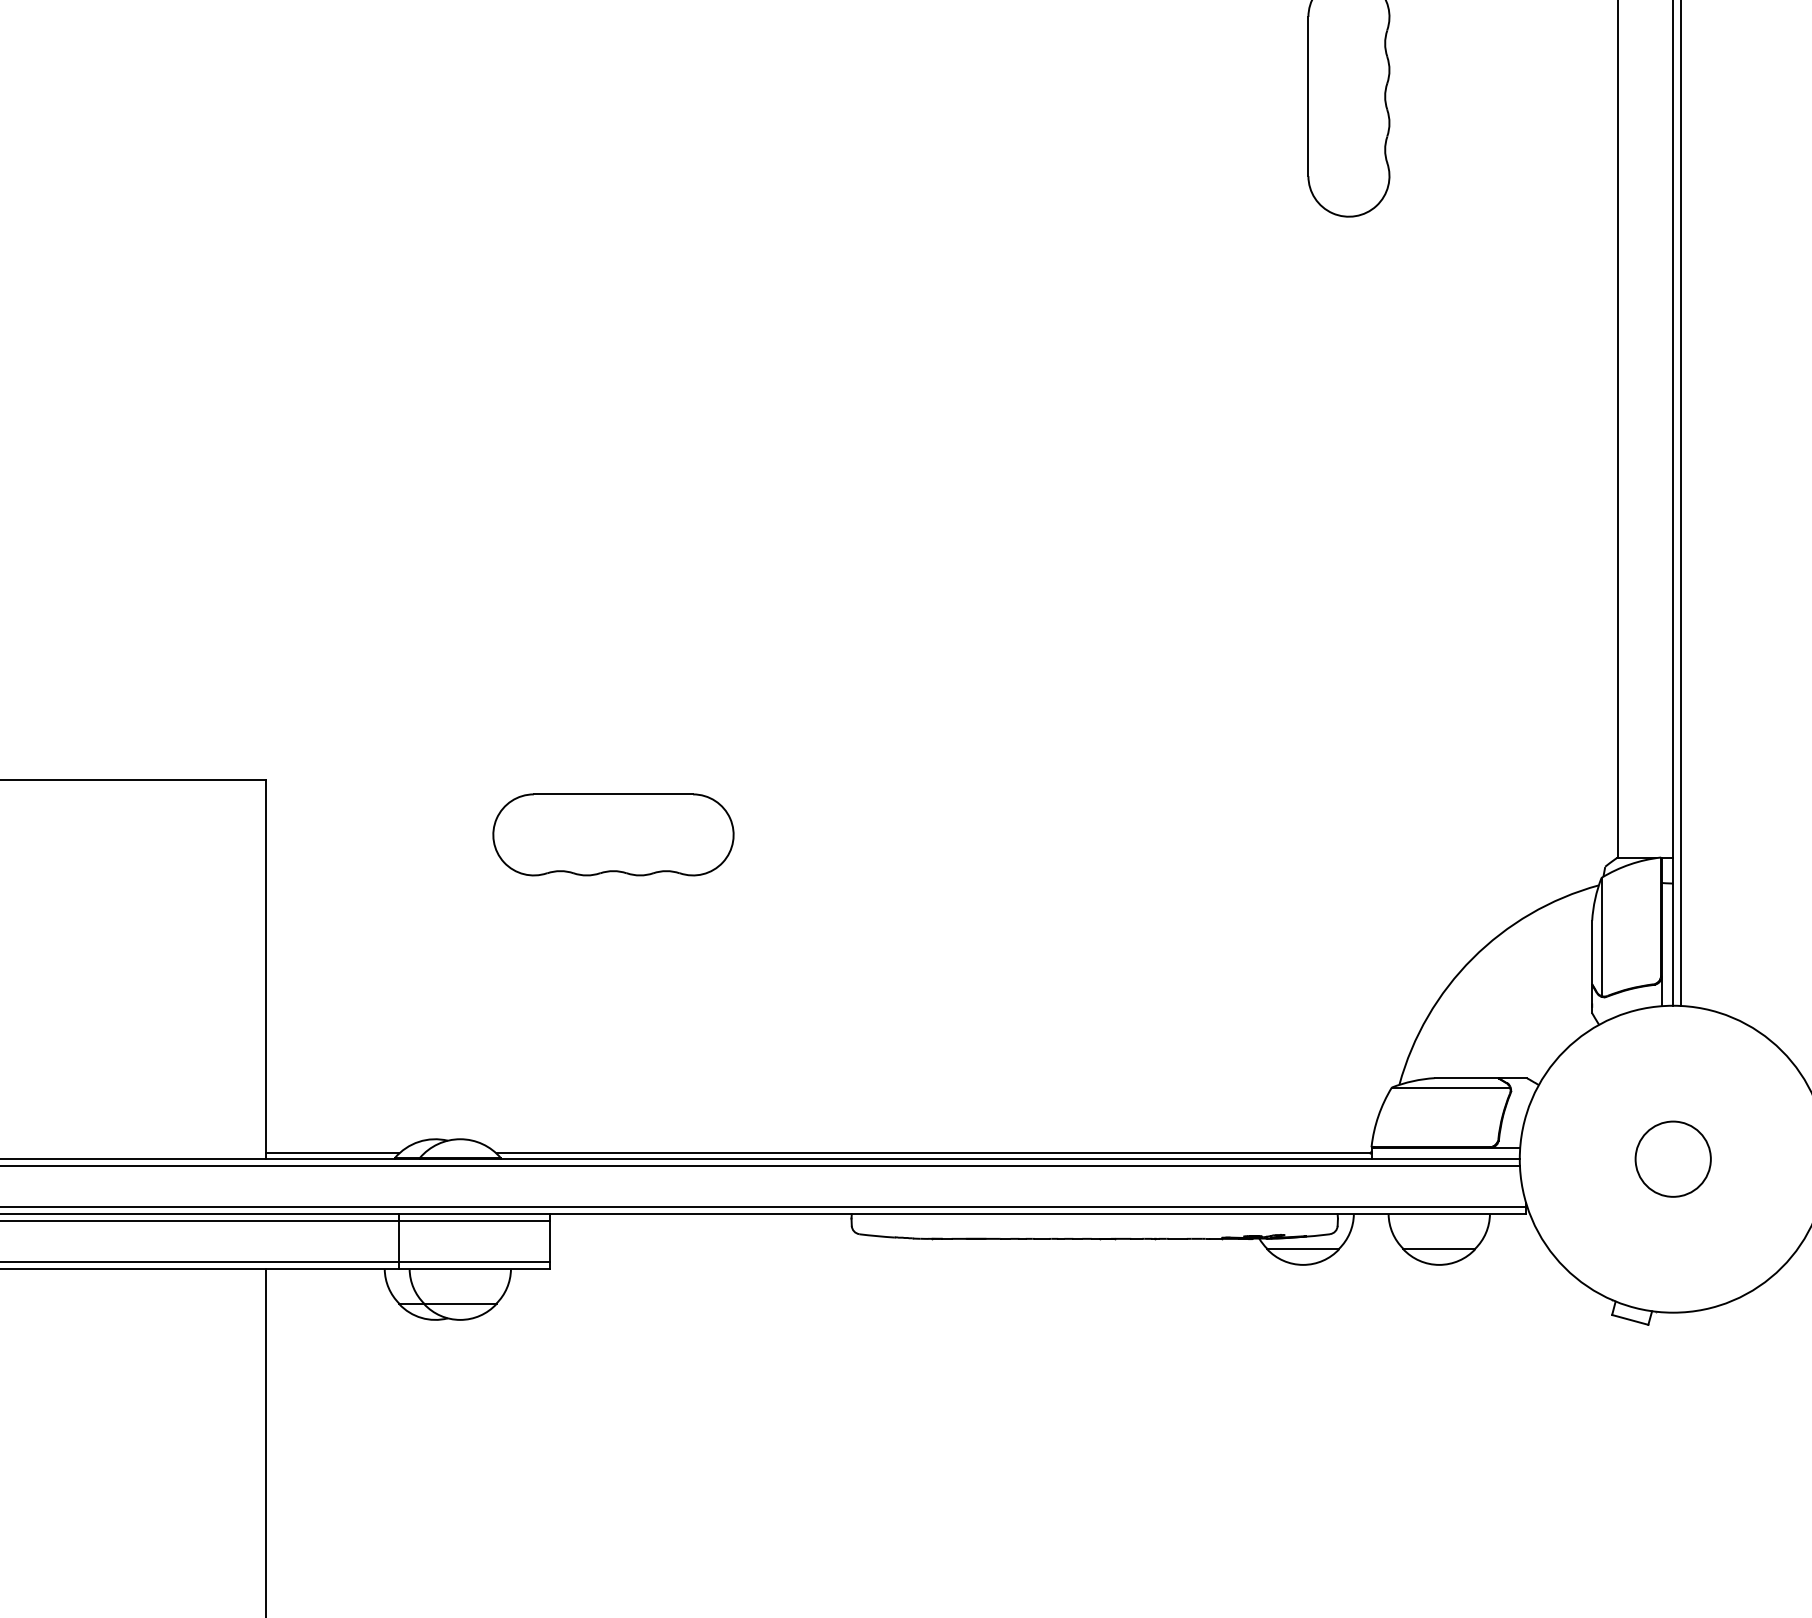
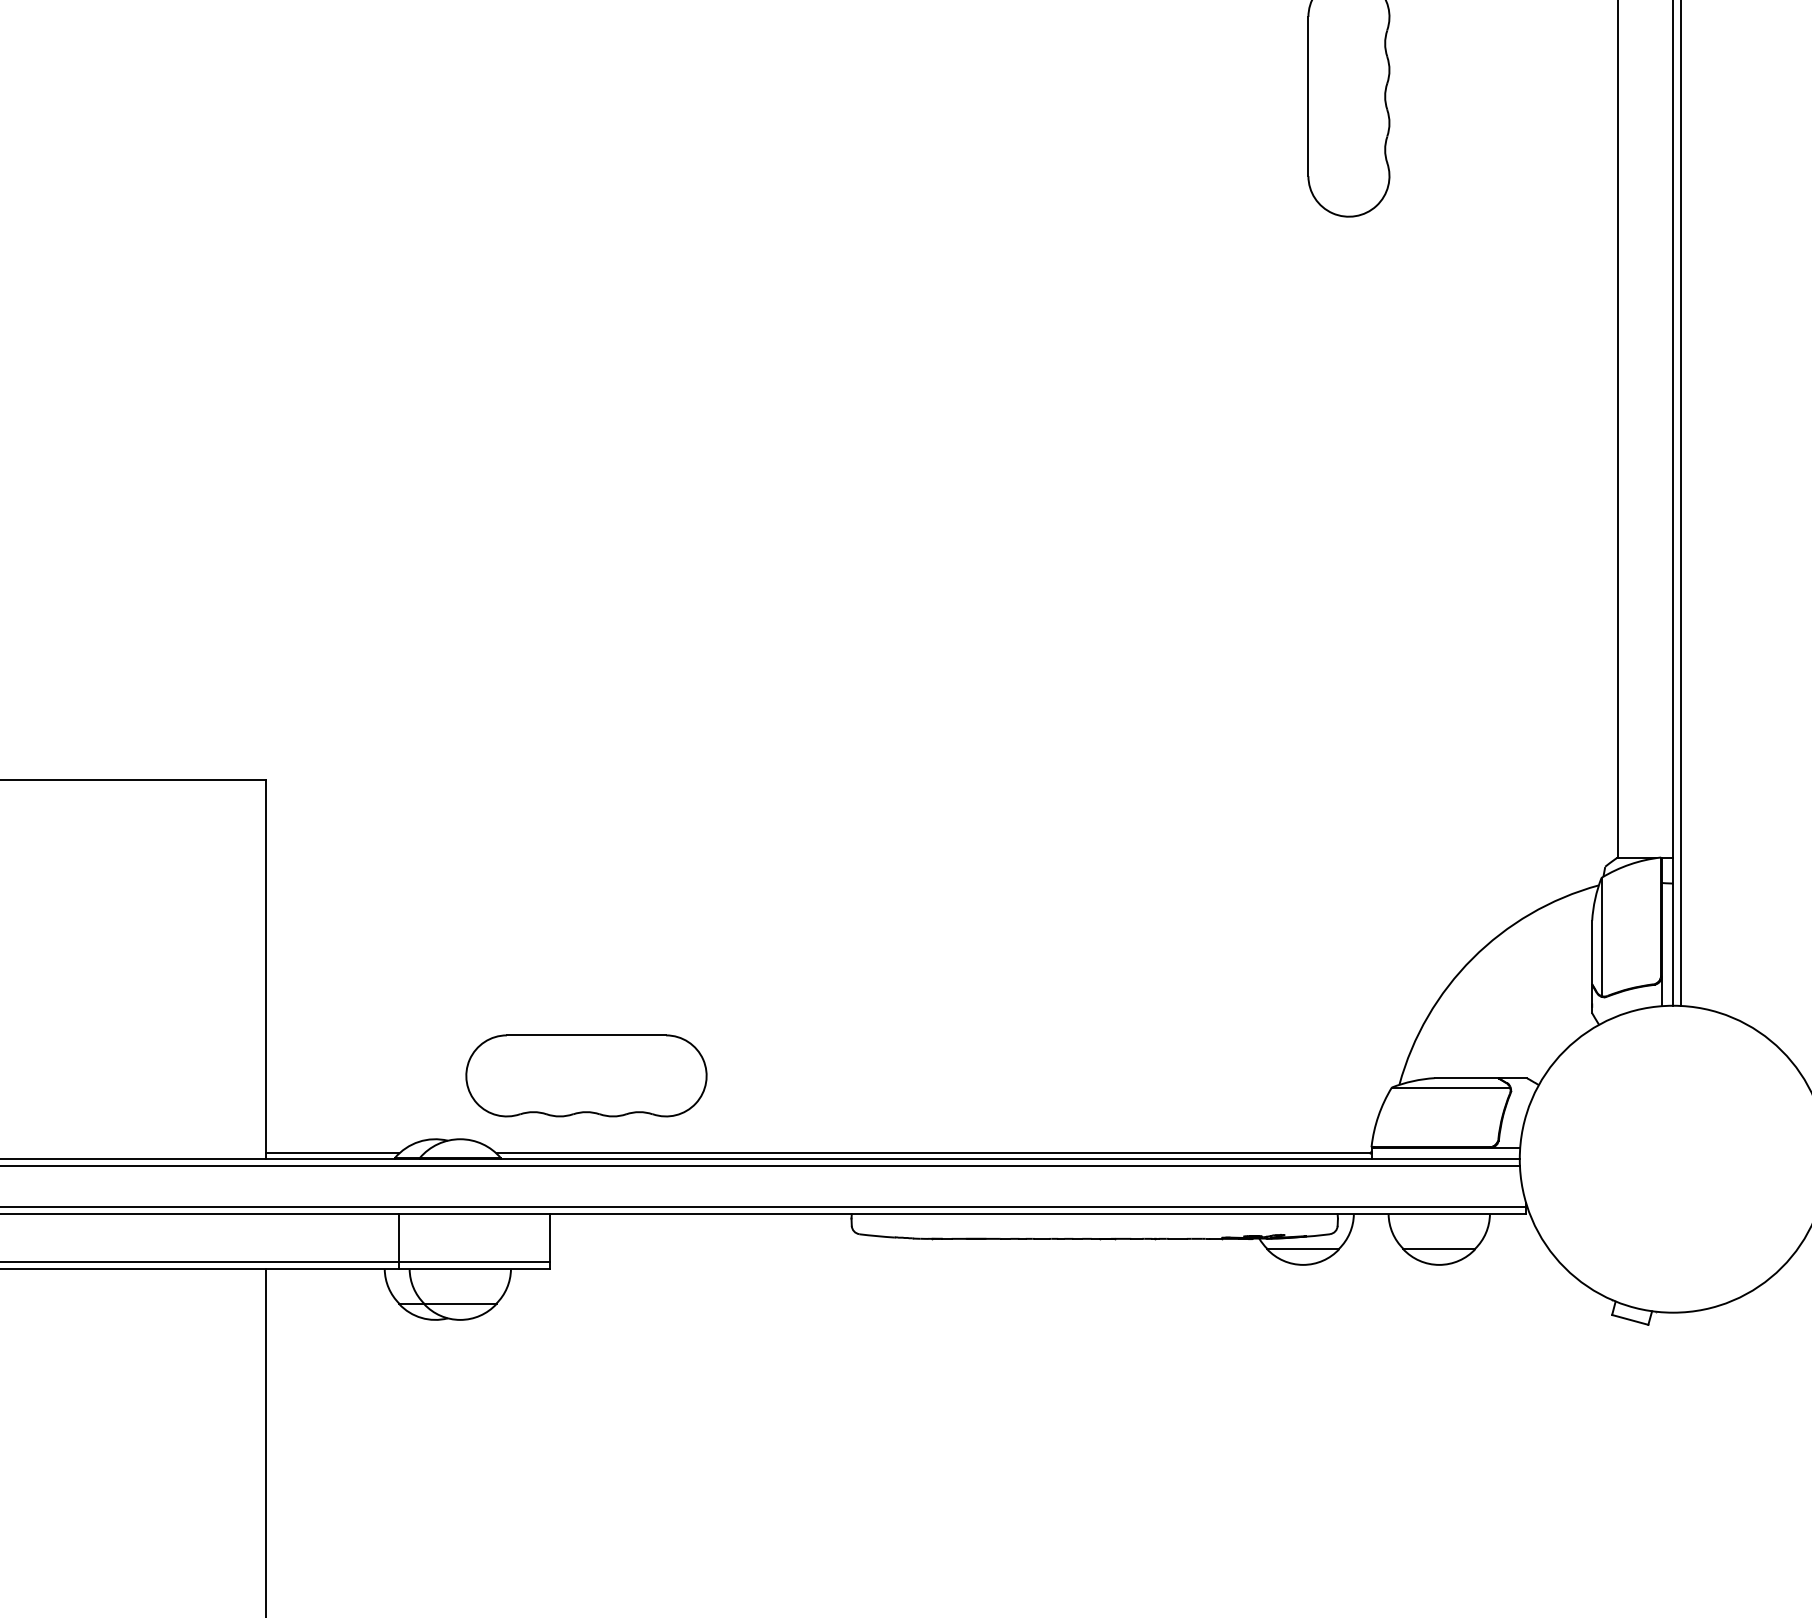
part position: (613, 834) -> (586, 1075) (586, 1075)
circle: present -> none (1672, 1158)
line: present -> none (276, 1221)
